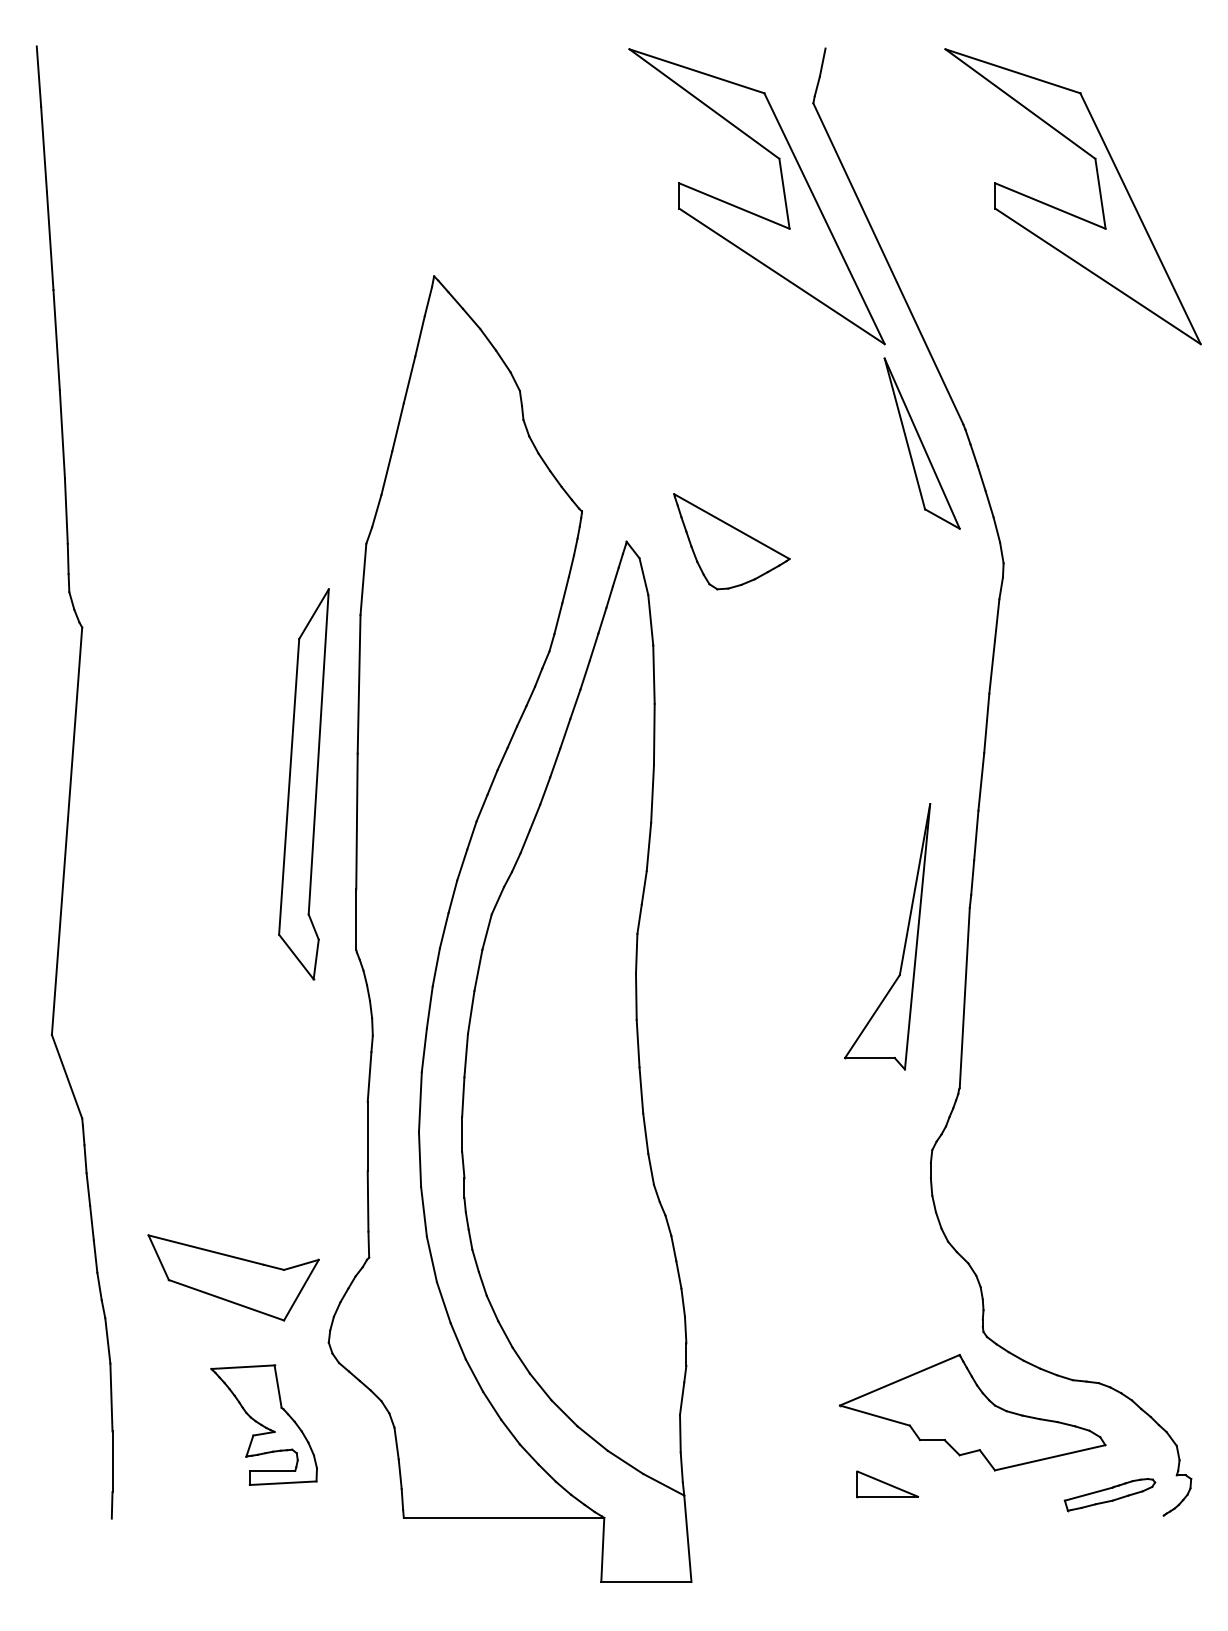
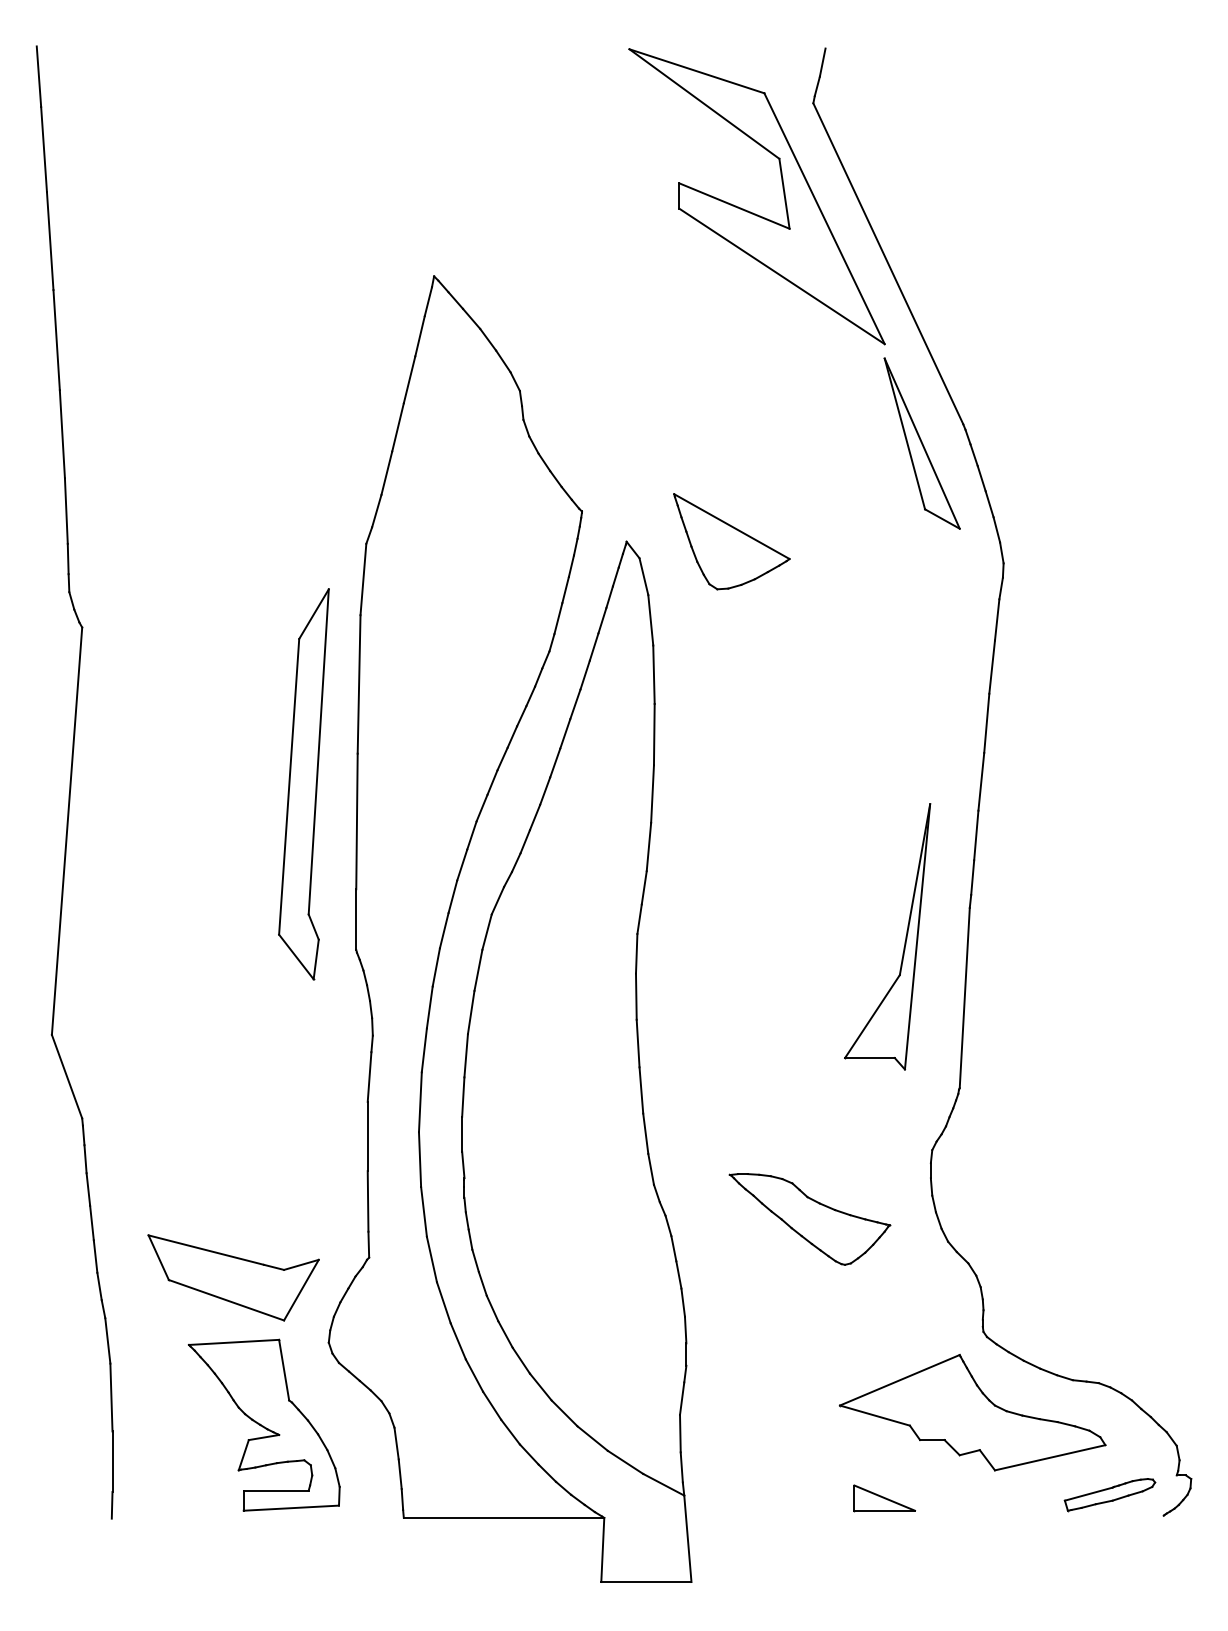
part: present -> none (1064, 210)
part: none -> present (809, 1219)
part size: 108x122 px -> 154x174 px (263, 1424)
part position: (887, 1484) -> (884, 1498) (884, 1498)
